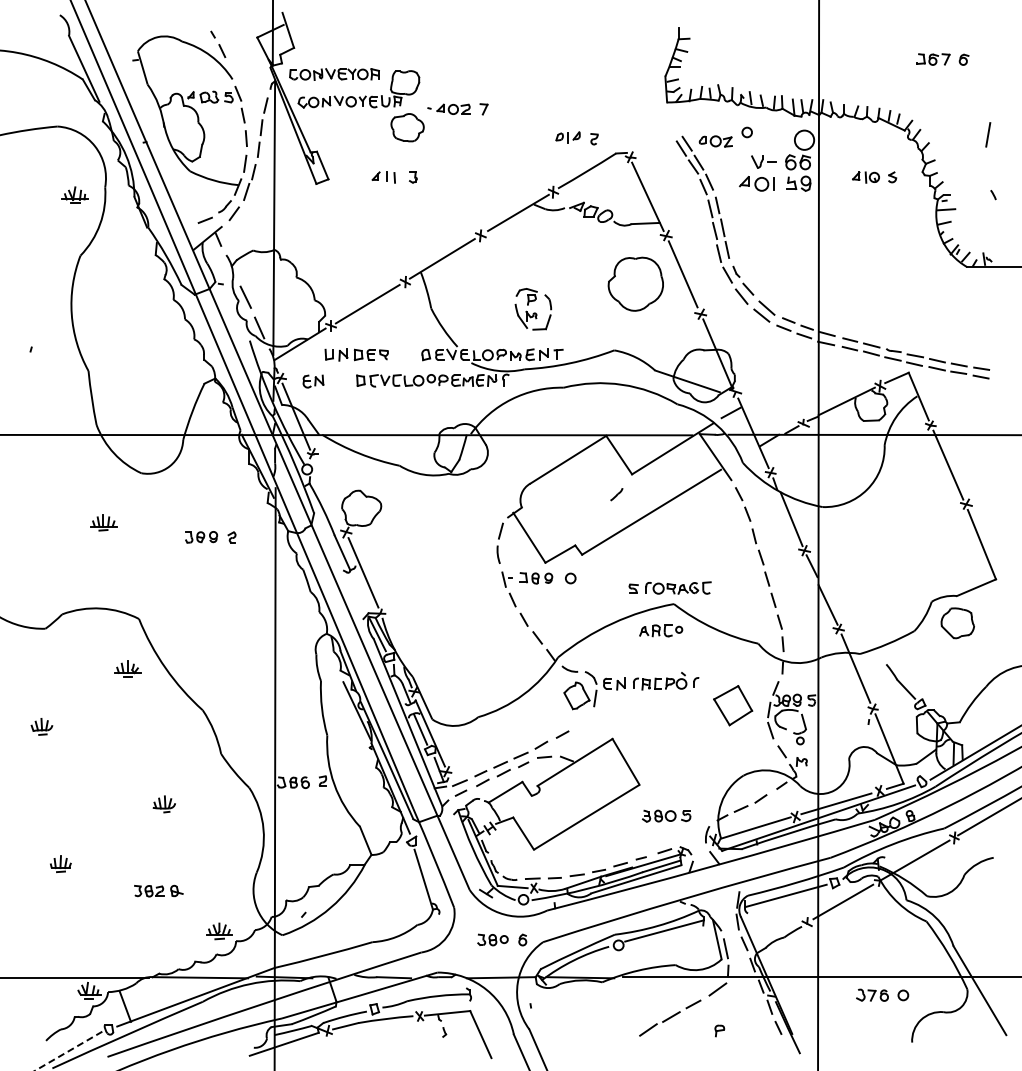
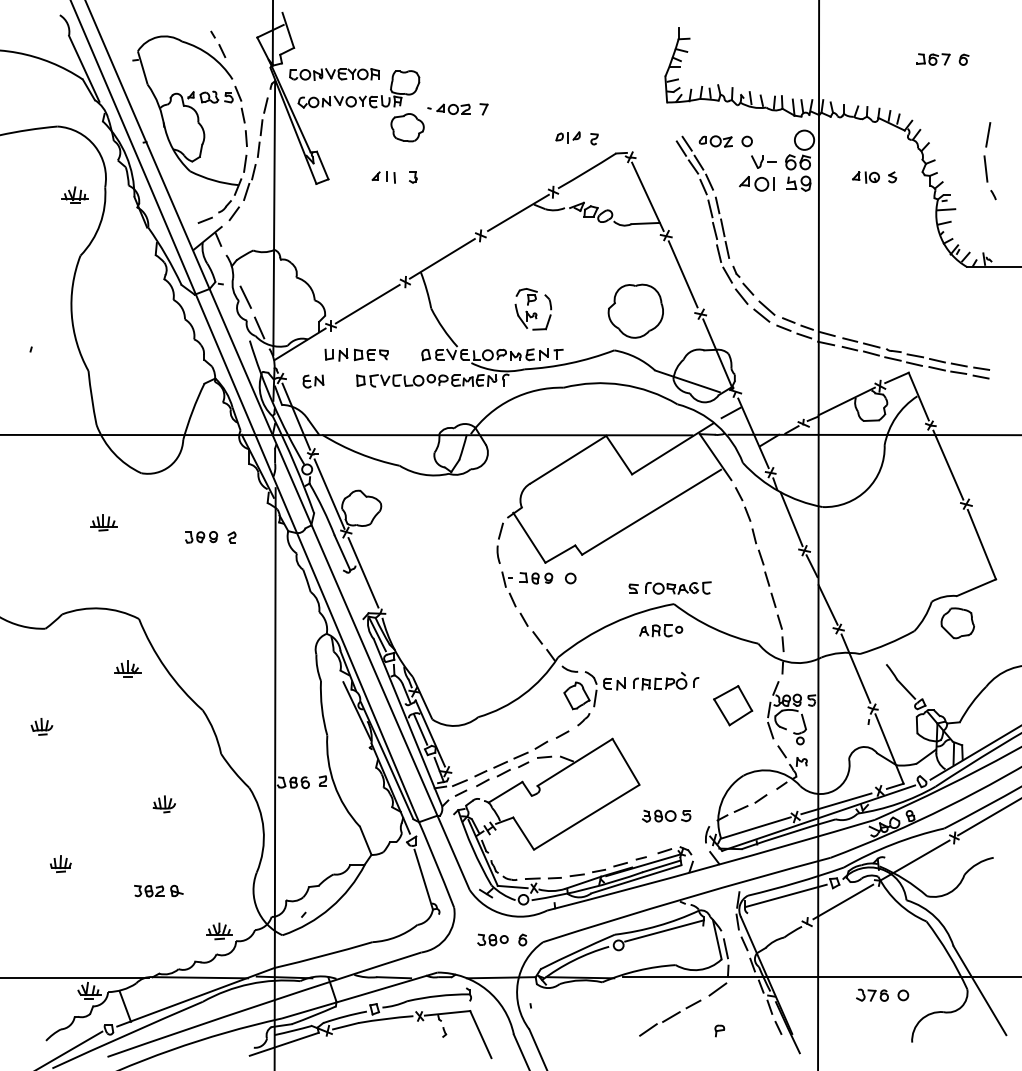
circle position: (746, 132) -> (746, 141) (746, 141)
line: none -> present (985, 168)
part position: (635, 283) -> (635, 310) (635, 310)
line: none -> present (329, 493)
line position: (616, 494) -> (583, 719) (583, 719)
line: dashed -> solid (68, 1051)
